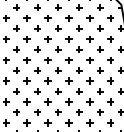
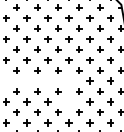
part: present -> none (6, 80)
part: present -> none (26, 80)
part: present -> none (47, 80)
part: present -> none (68, 80)
part: present -> none (68, 101)
